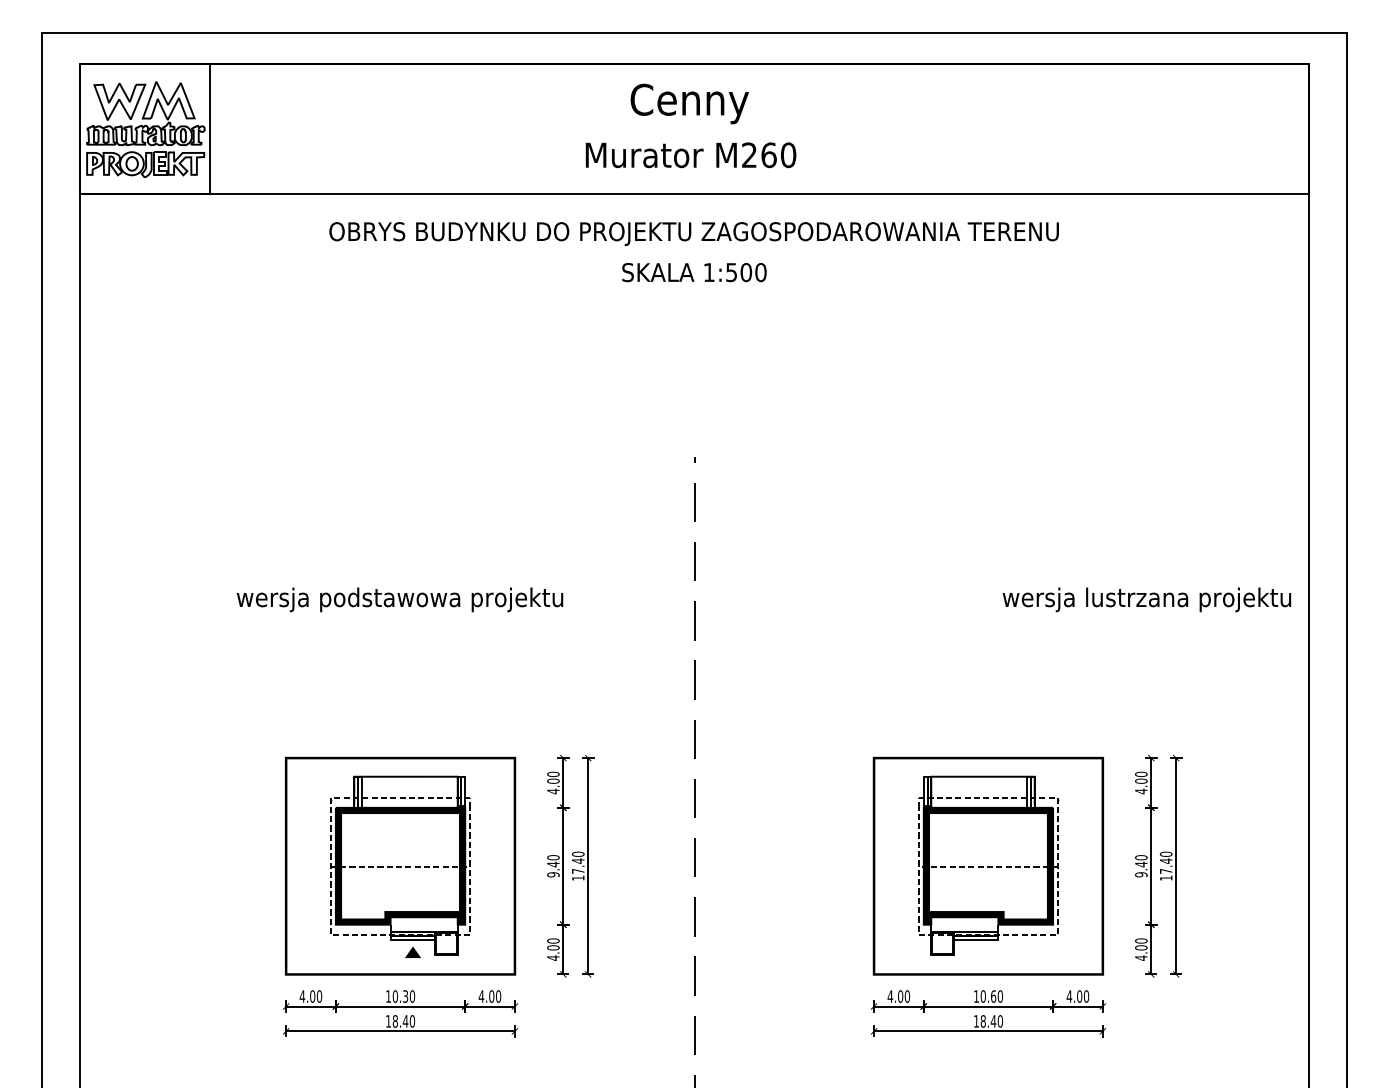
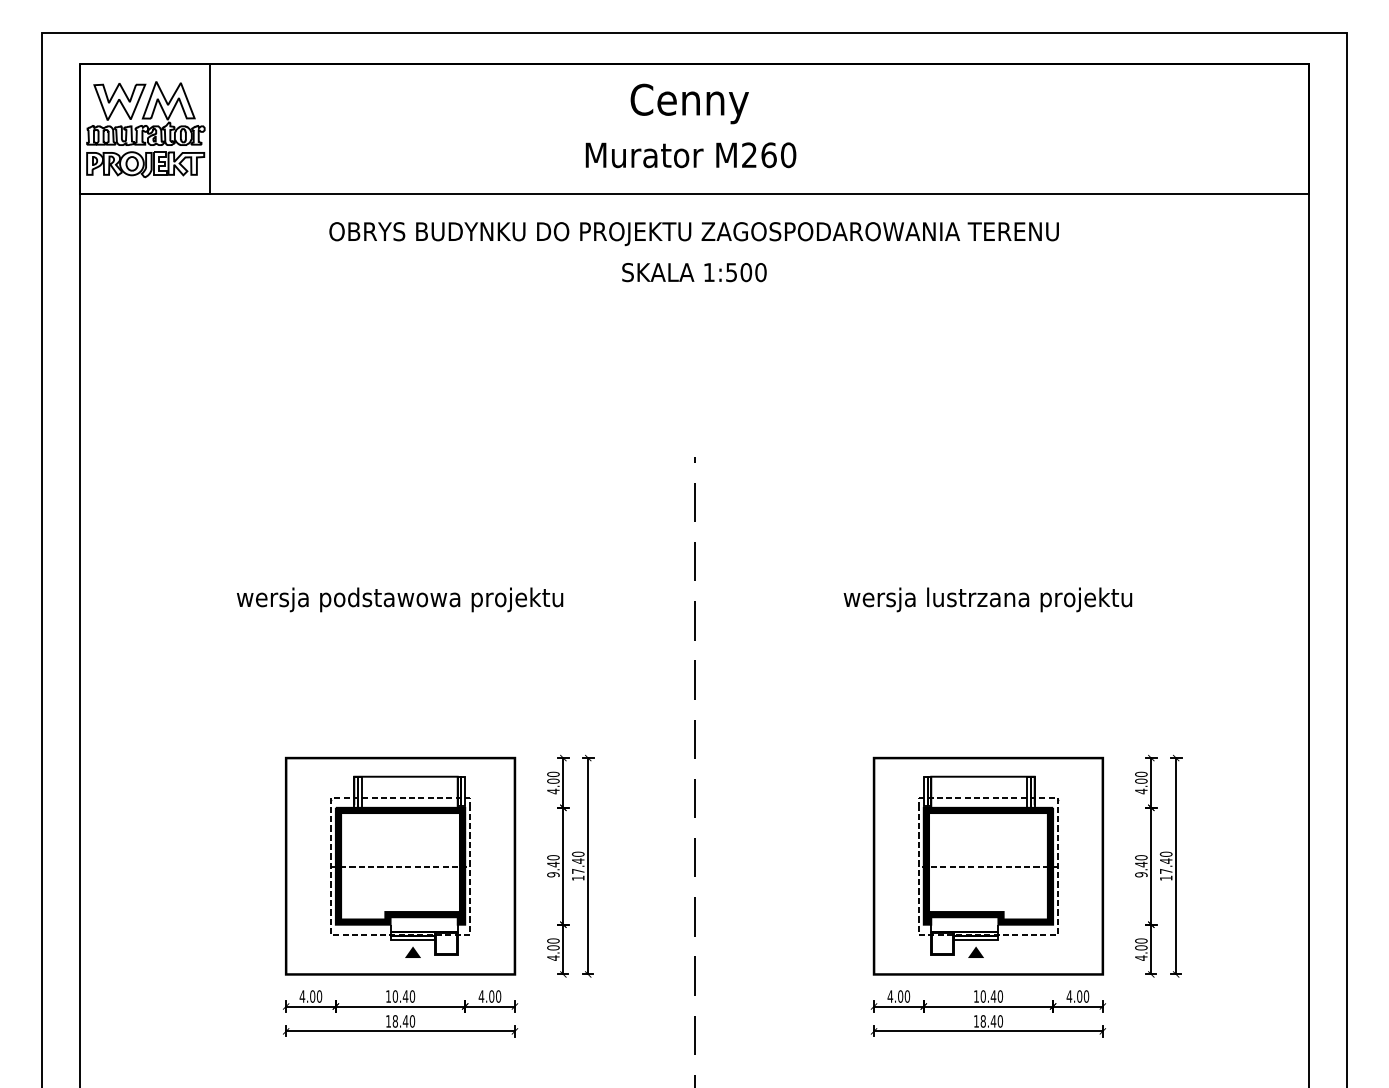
text position: (1146, 599) -> (987, 599) (987, 599)
fill: none -> present (975, 952)
text: 10.30 -> 10.40 (405, 996)
text: 10.60 -> 10.40 (993, 996)
